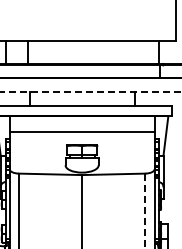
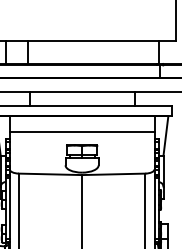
line: dashed -> solid (90, 91)
line: dashed -> solid (145, 211)
